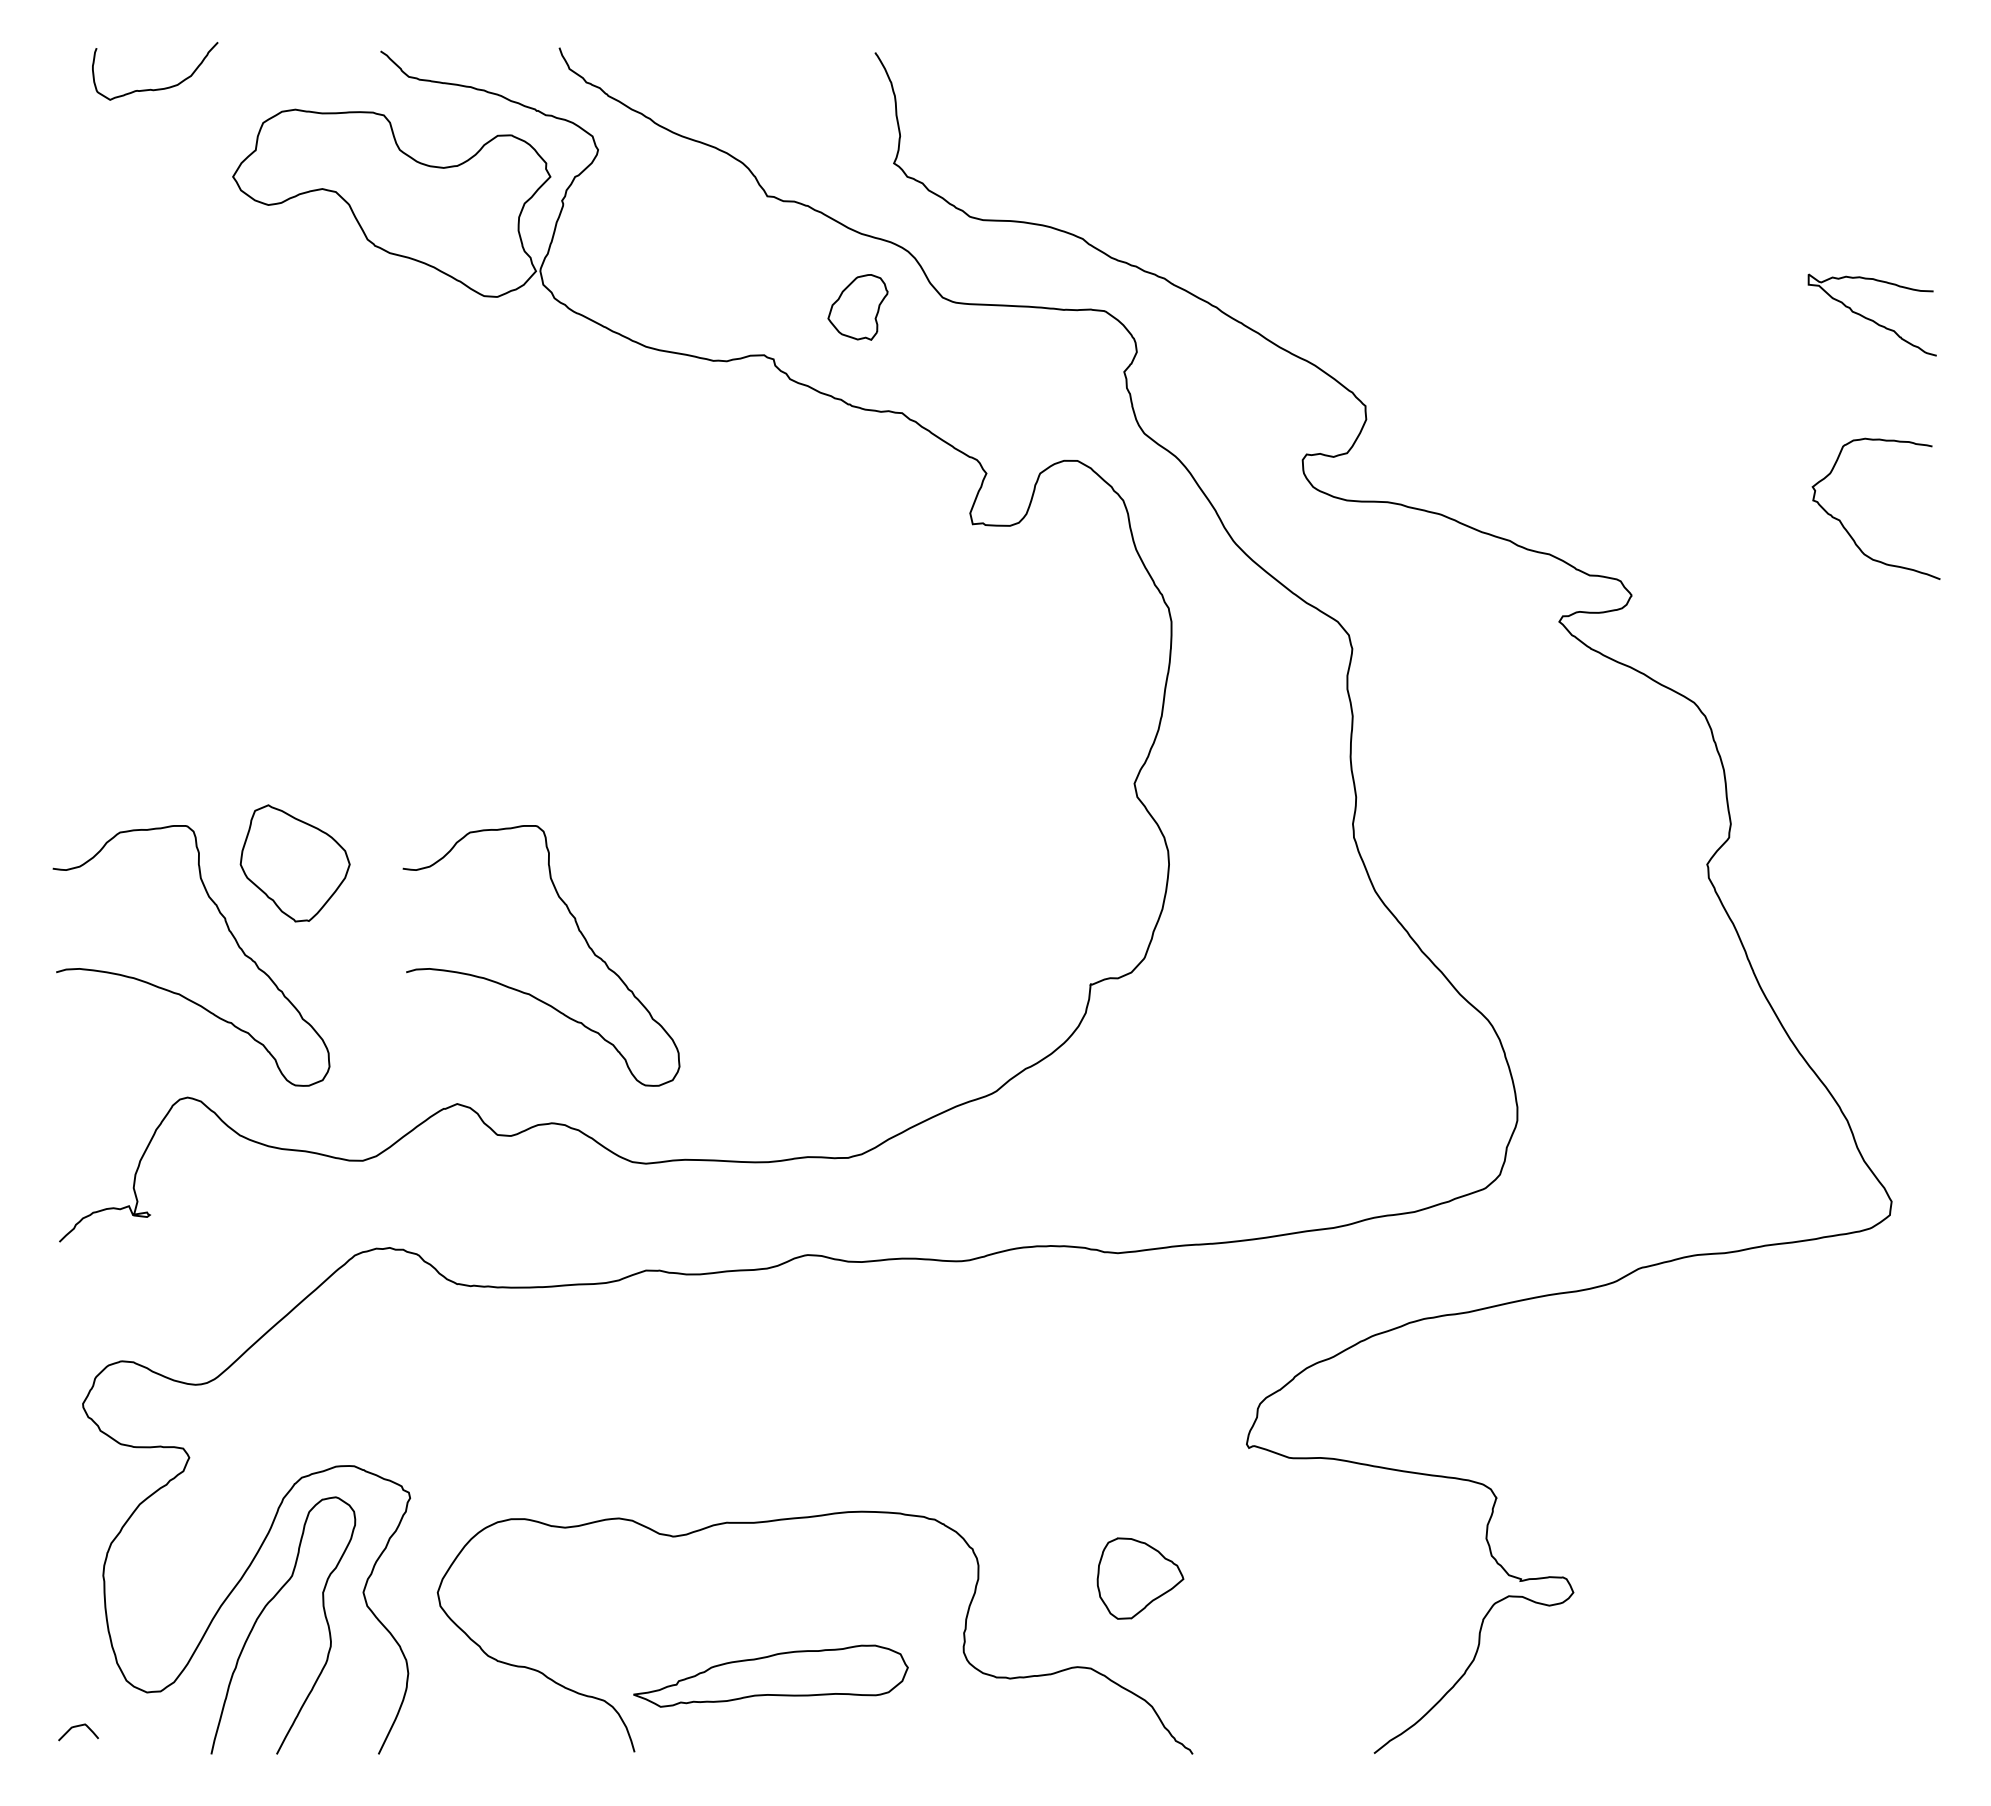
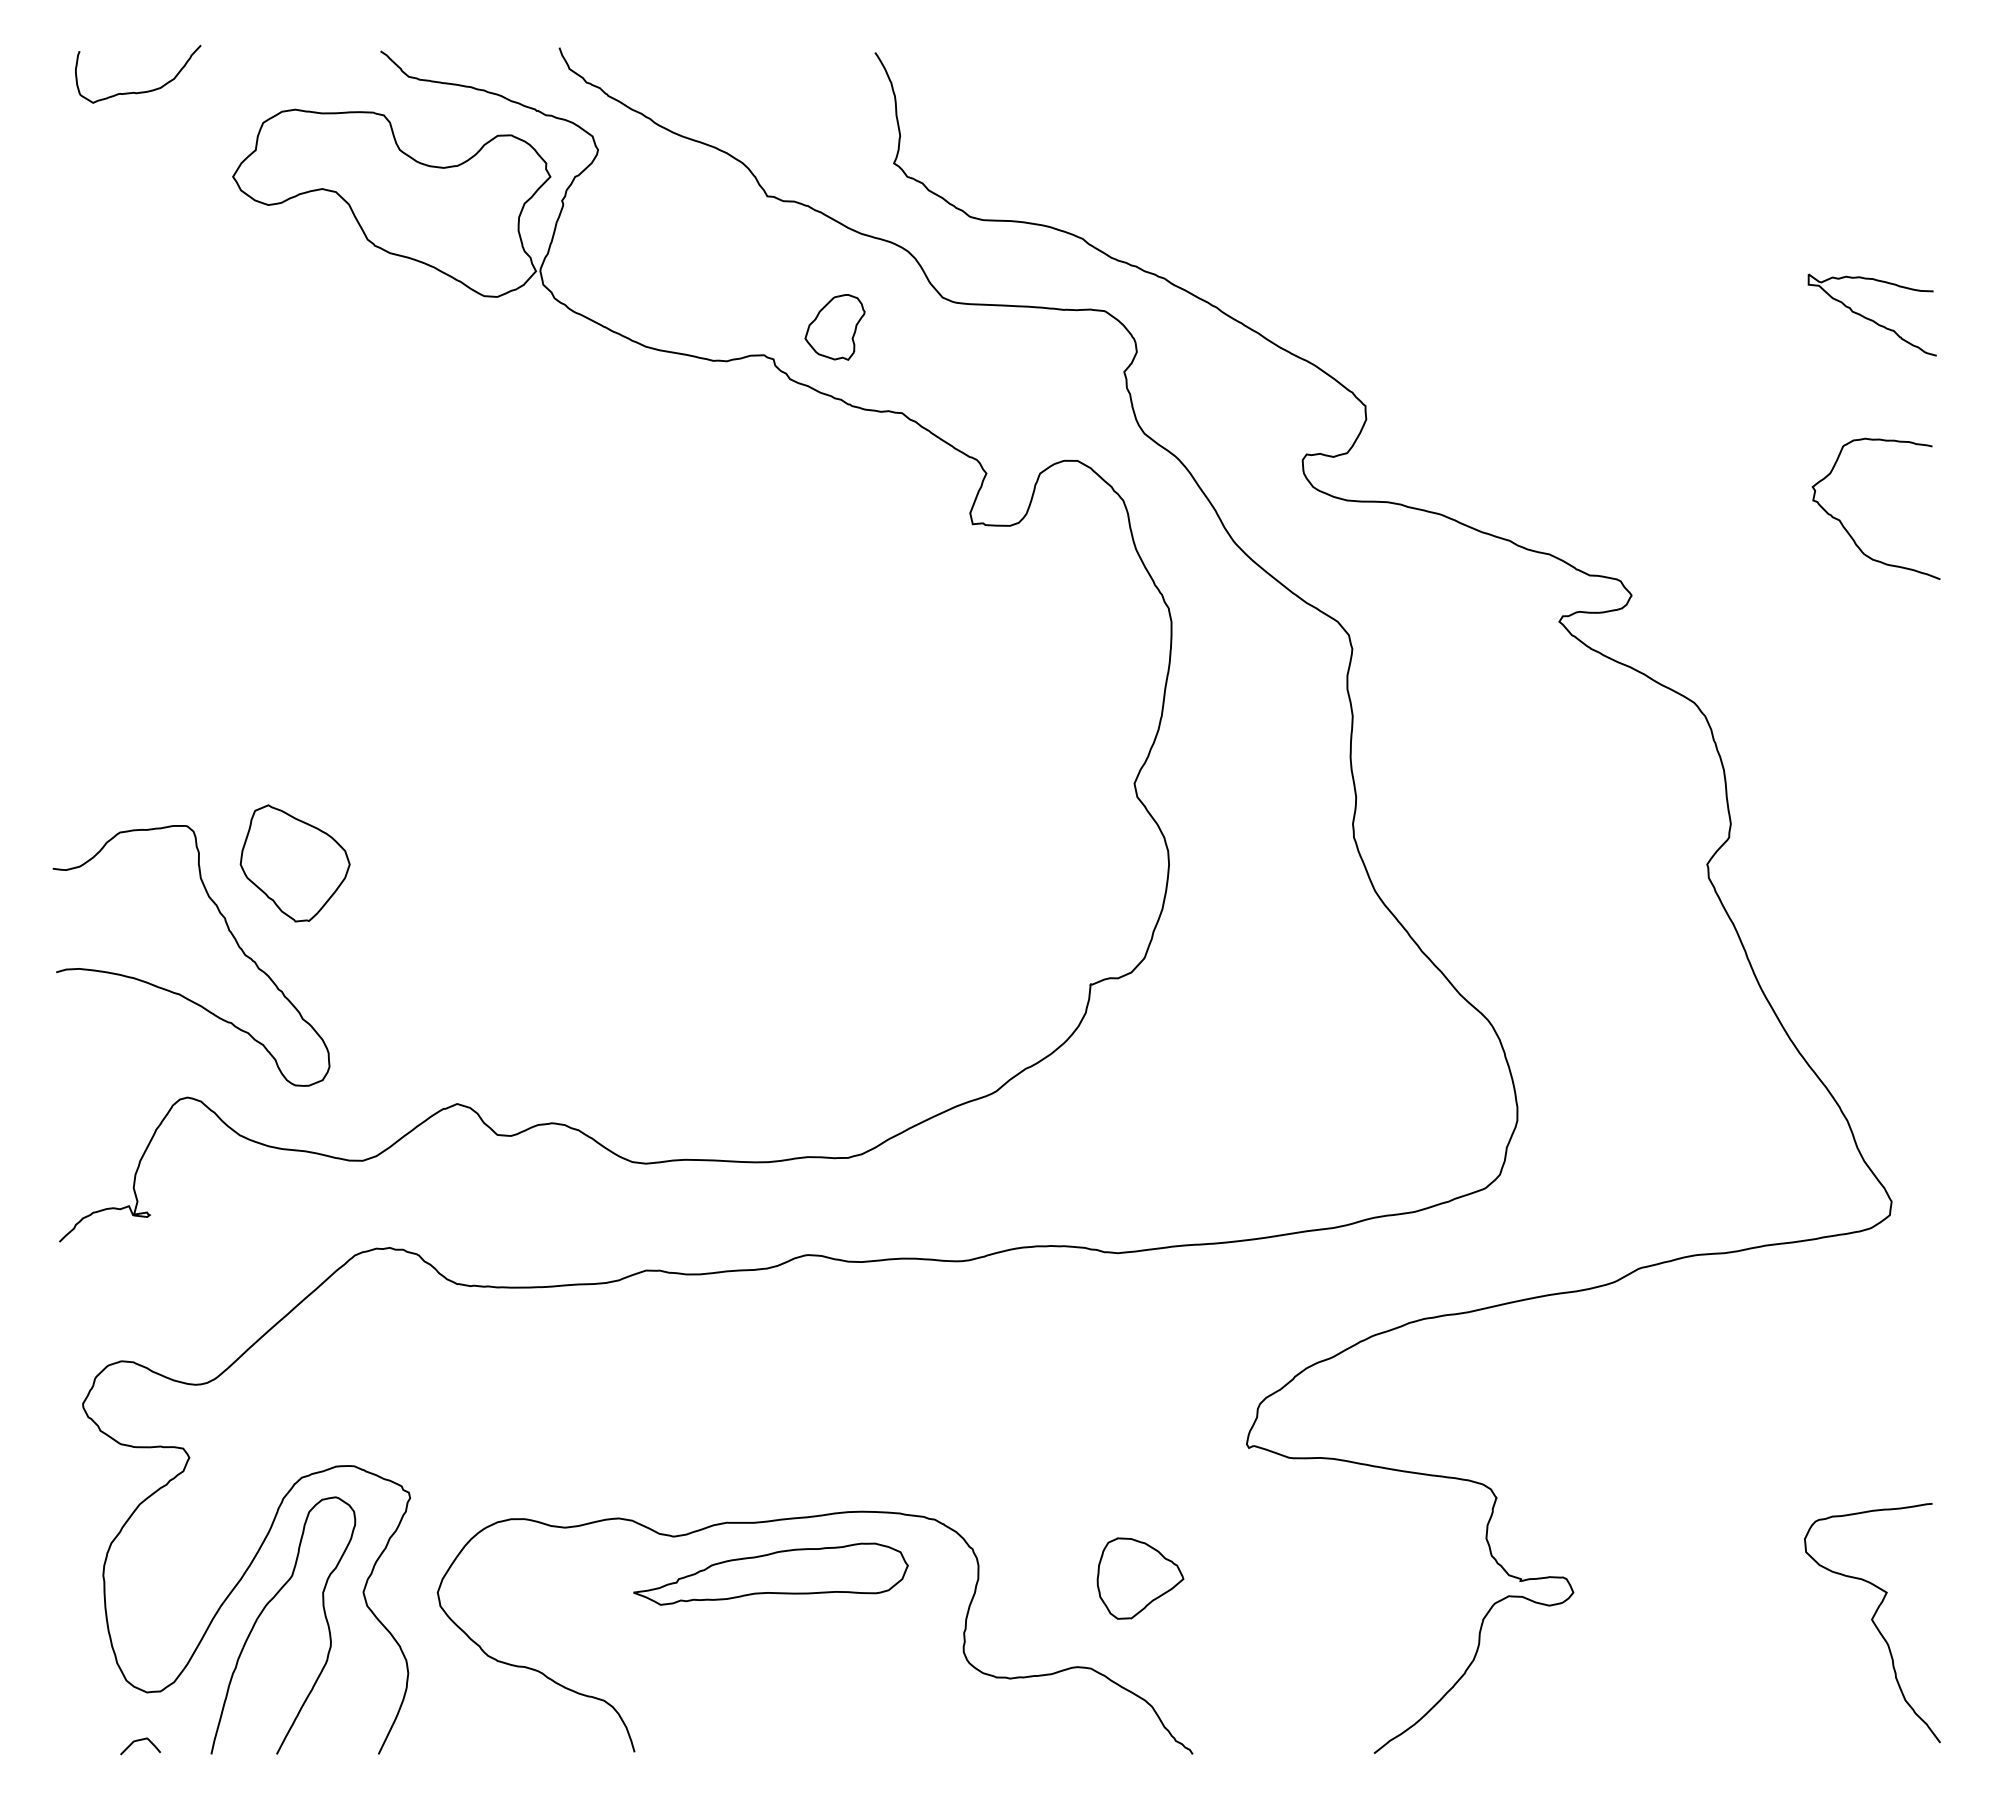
curve position: (157, 88) -> (140, 91) (140, 91)
part position: (857, 307) -> (834, 327) (834, 327)
curve: present -> none (527, 992)
curve: none -> present (1872, 1622)
part position: (770, 1675) -> (770, 1573) (770, 1573)
curve position: (76, 1727) -> (138, 1741) (138, 1741)
